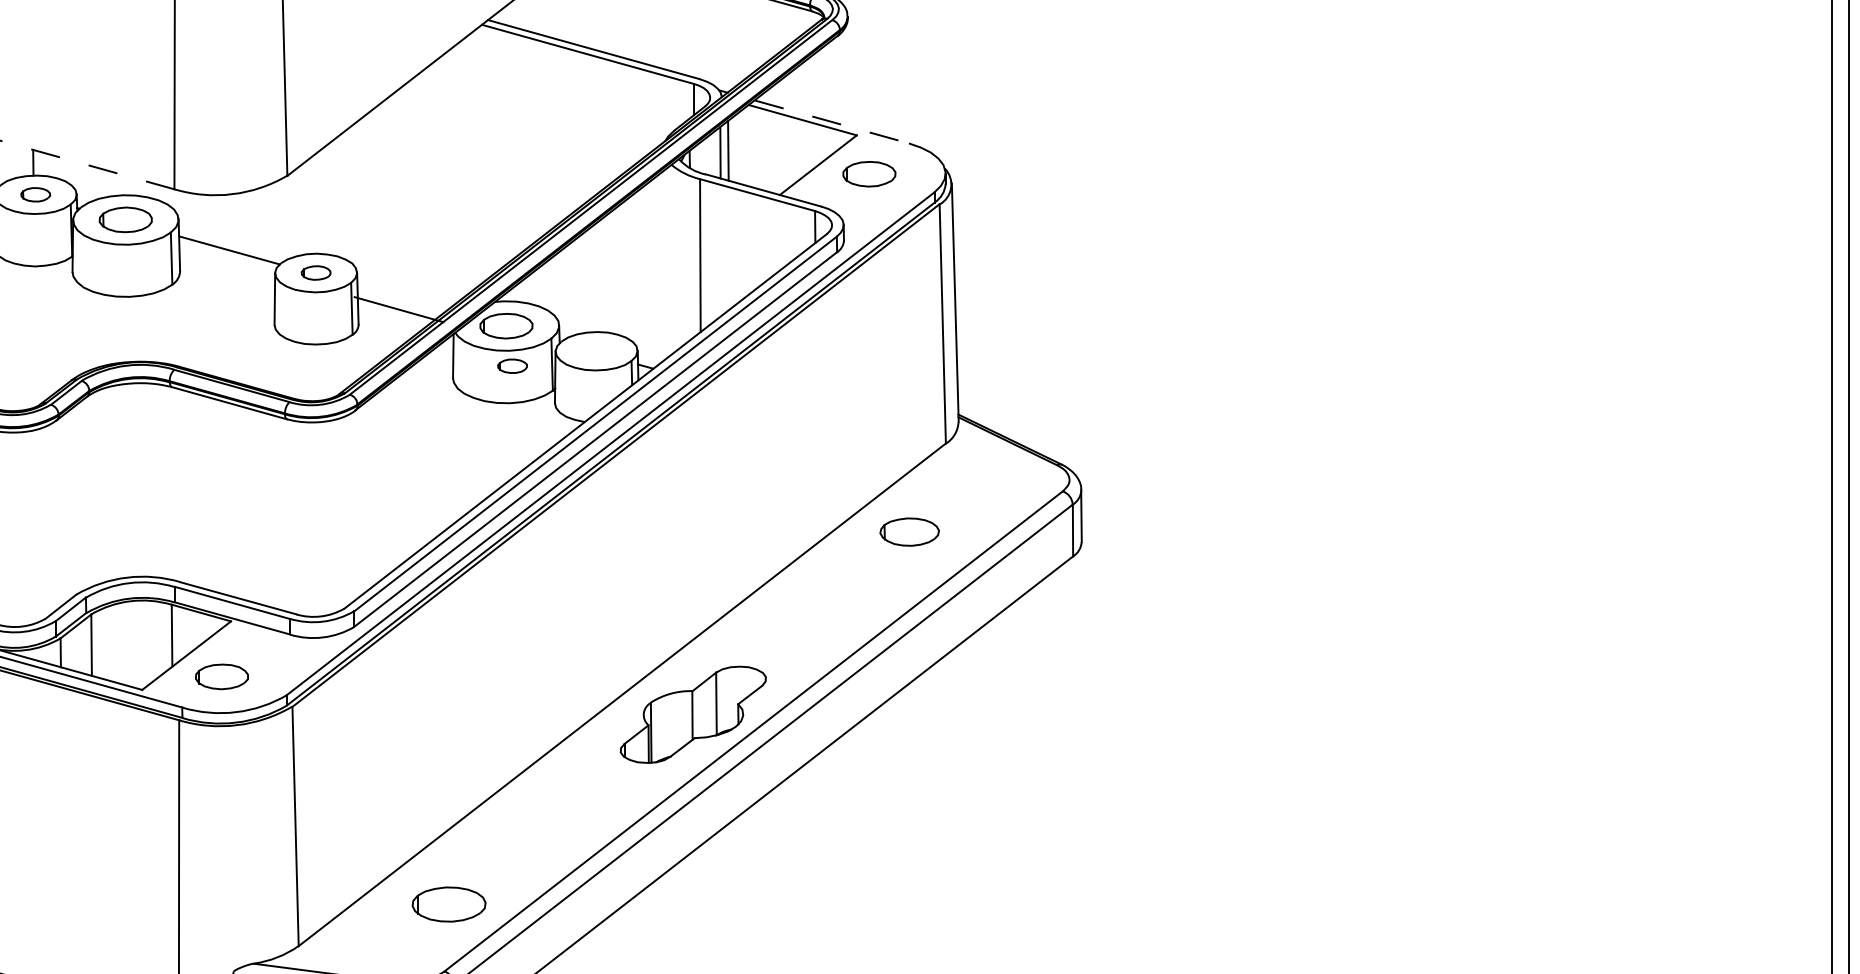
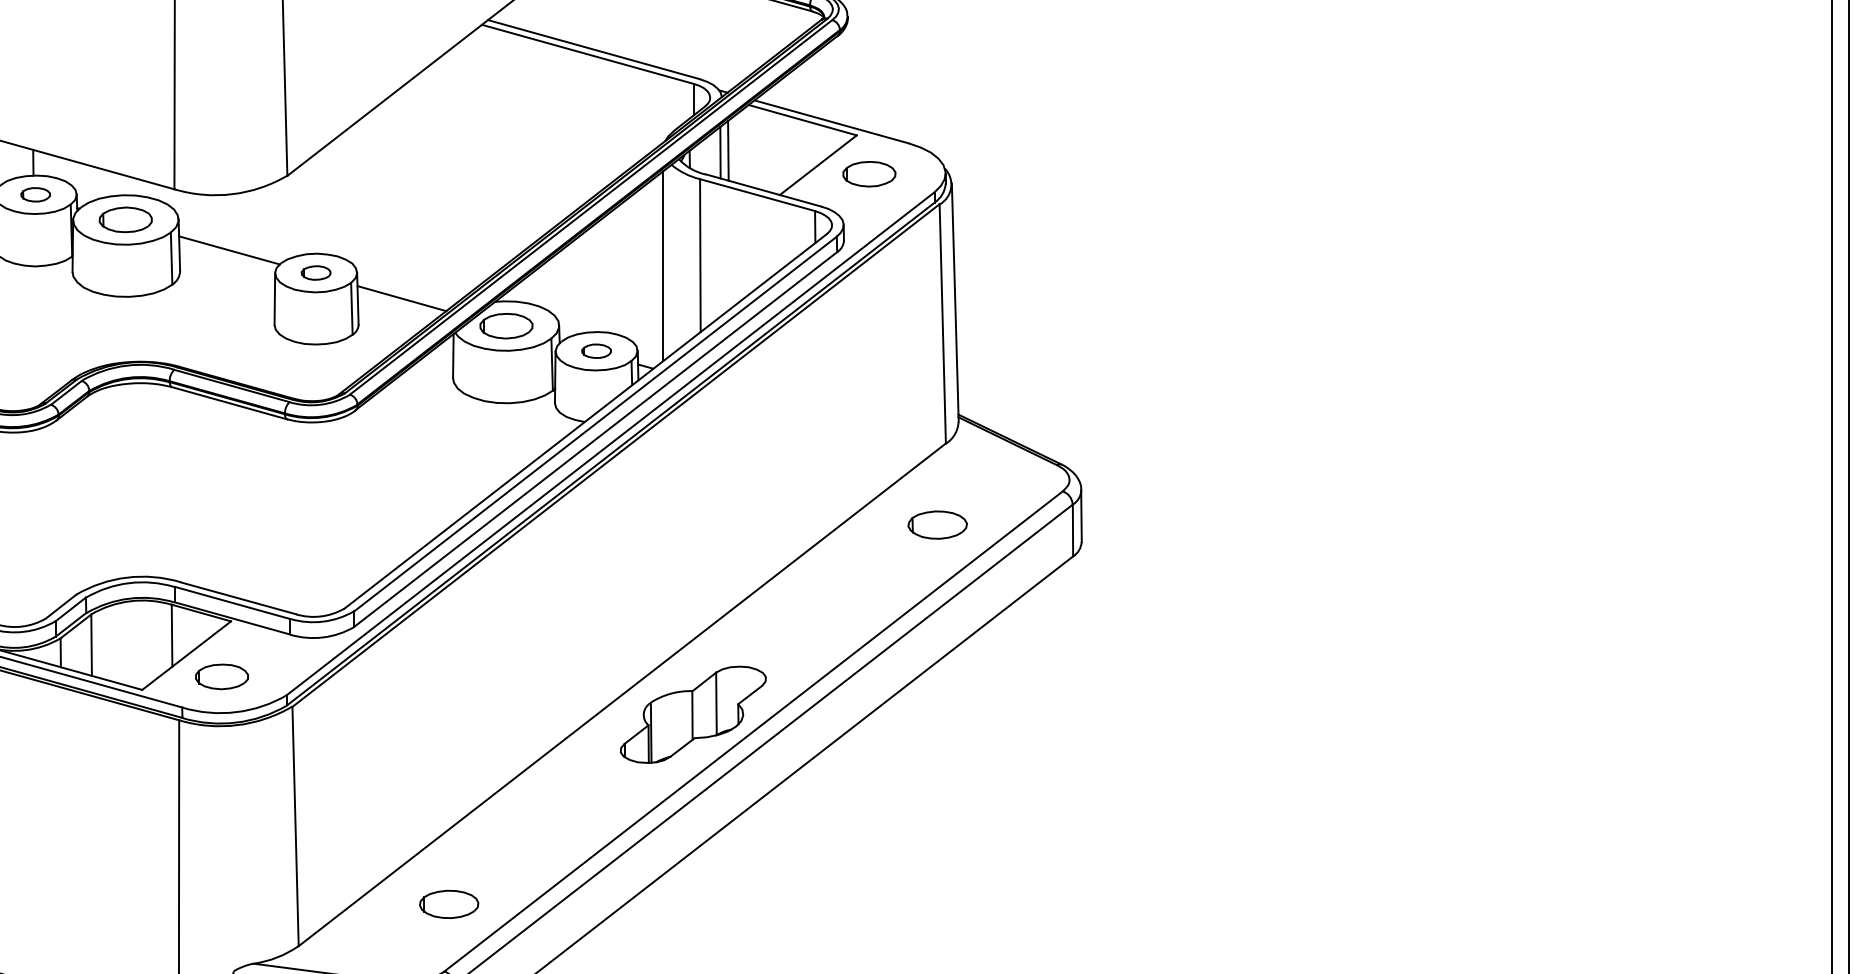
line: dashed -> solid (831, 121)
line: dashed -> solid (87, 165)
line: none -> present (663, 265)
line position: (398, 309) -> (401, 298) (401, 298)
part position: (512, 365) -> (596, 350) (596, 350)
part position: (909, 531) -> (937, 524) (937, 524)
part size: 76x37 px -> 61x30 px (449, 903)
